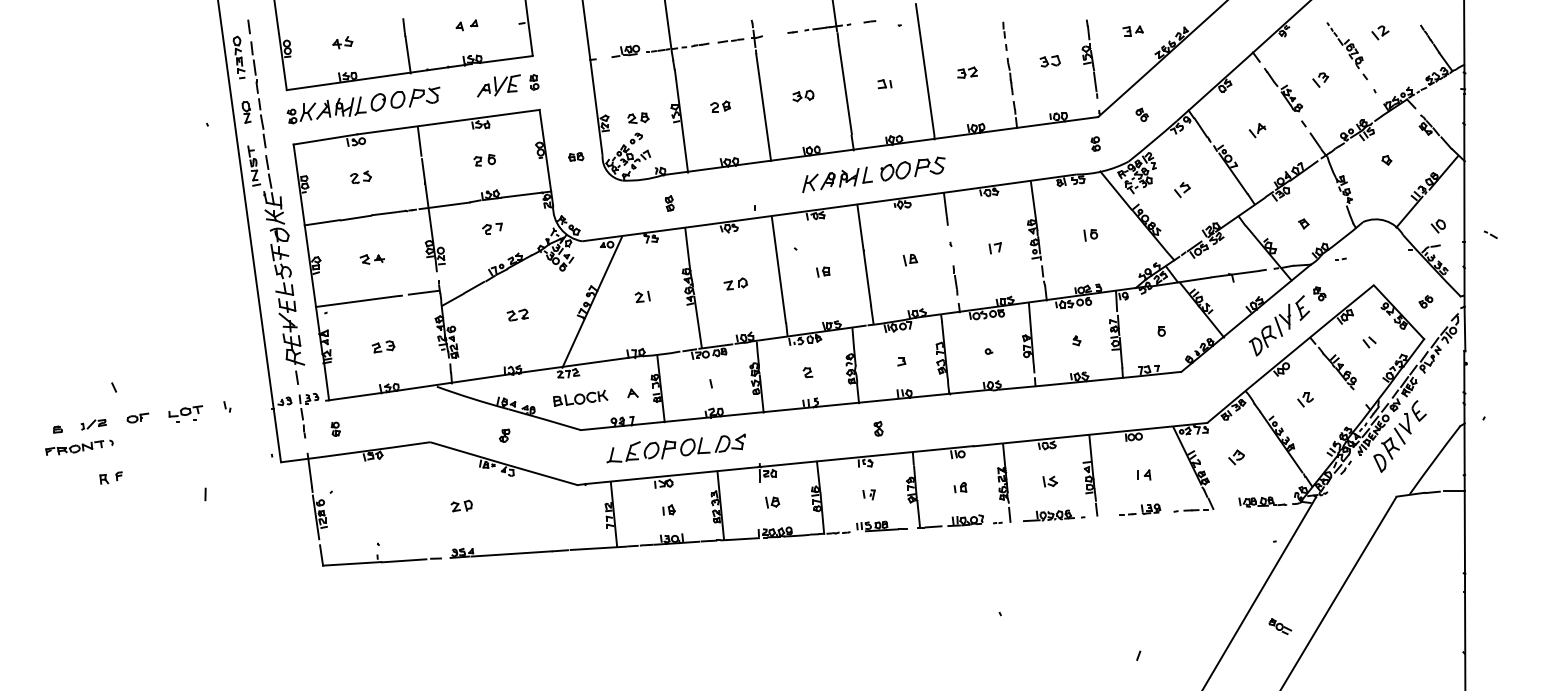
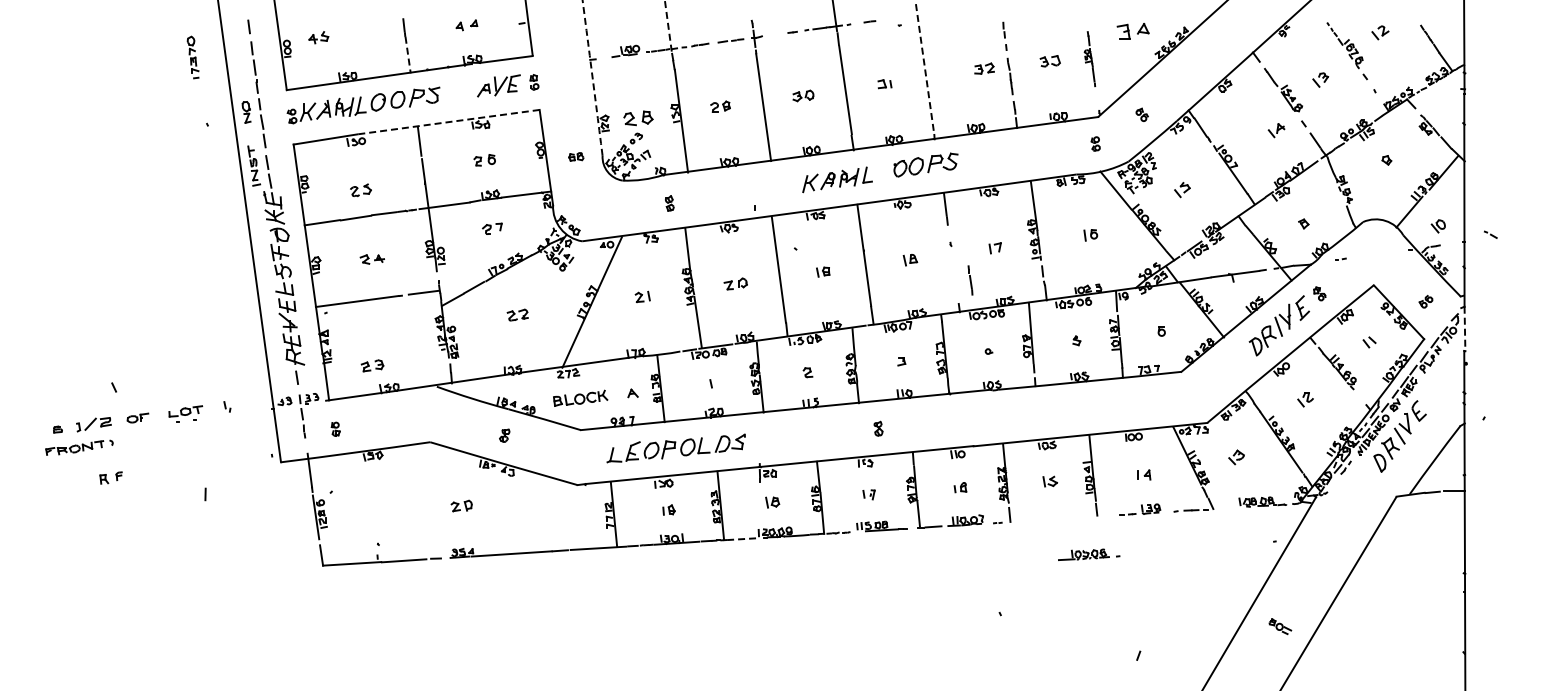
line: solid -> dashed (668, 26)
part size: 22x12 px -> 34x17 px (1132, 31)
part position: (342, 42) -> (318, 37) (318, 37)
line: solid -> dashed (408, 55)
part position: (238, 57) -> (192, 57) (192, 57)
part size: 18x80 px -> 14x57 px (1089, 59)
line: solid -> dashed (925, 69)
part position: (967, 72) -> (984, 68) (984, 68)
arc: solid -> dashed (592, 77)
part size: 23x12 px -> 31x17 px (638, 118)
line: solid -> dashed (448, 122)
part position: (1257, 130) -> (1276, 130) (1276, 130)
part position: (912, 168) -> (925, 164) (925, 164)
part position: (360, 177) -> (360, 190) (360, 190)
line position: (955, 280) -> (970, 280) (970, 280)
line: solid -> dashed (1464, 329)
part position: (383, 346) -> (372, 365) (372, 365)
part size: 27x12 px -> 36x16 px (93, 424)
part position: (1054, 515) -> (1089, 554) (1089, 554)
line: solid -> dashed (743, 539)
